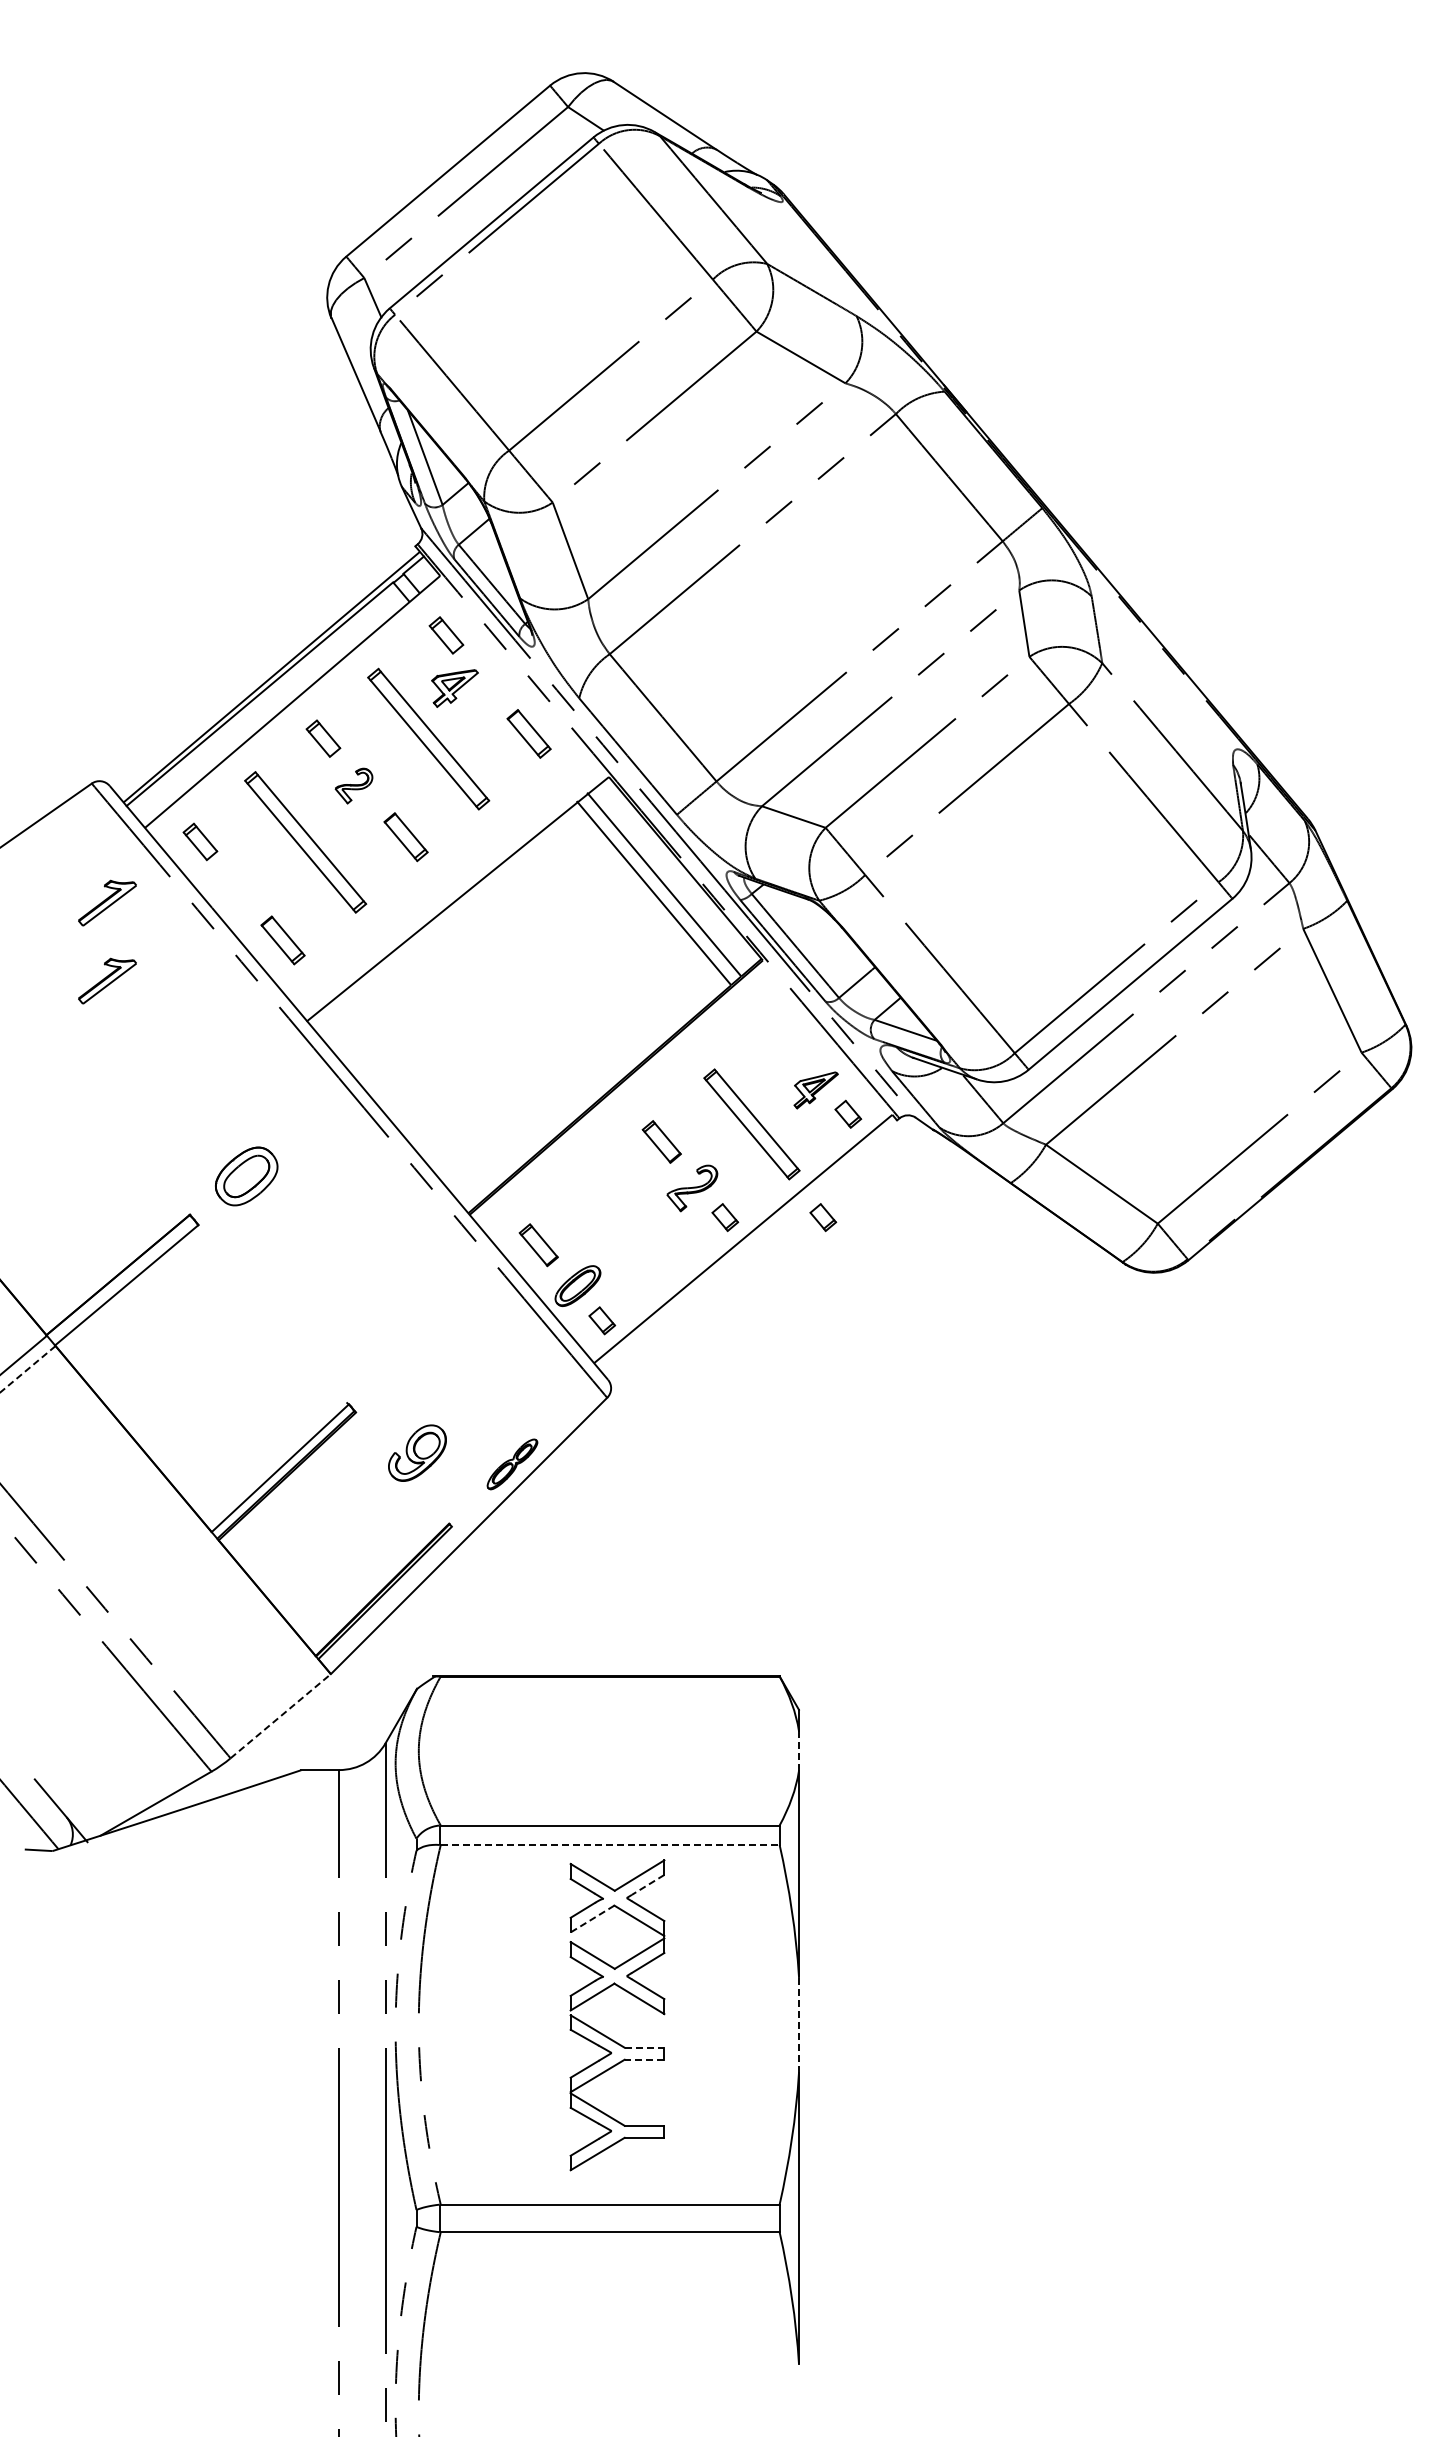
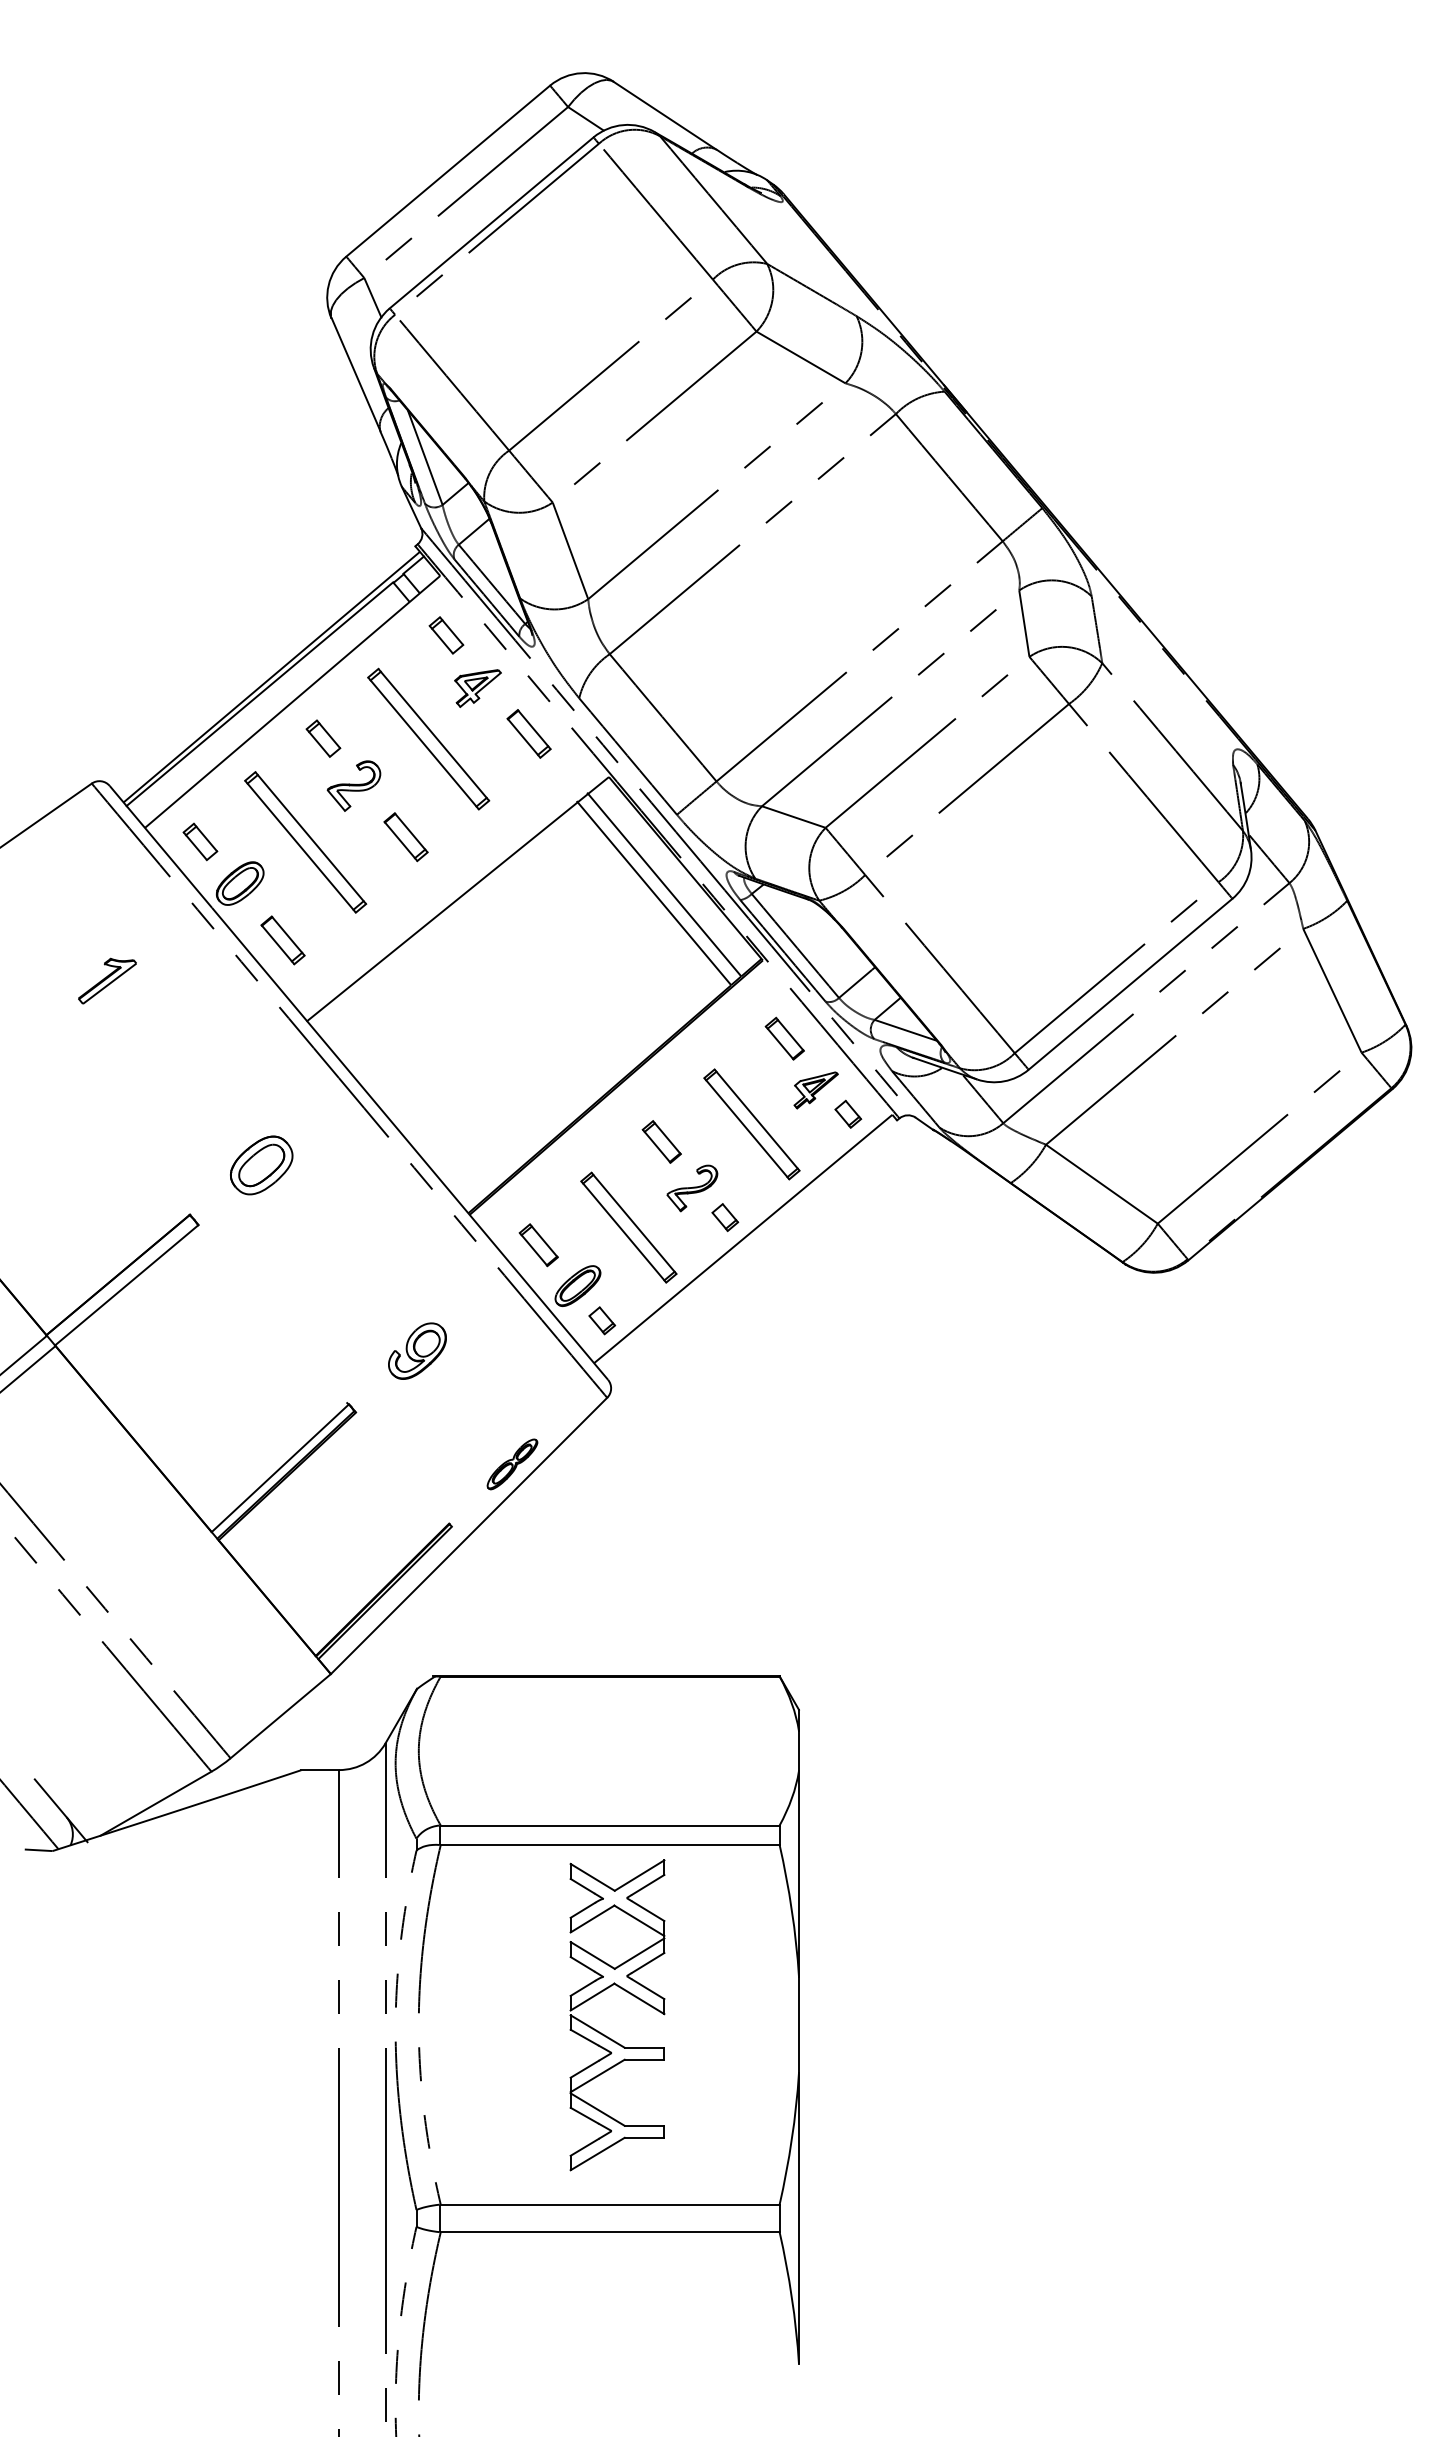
part position: (454, 688) -> (477, 688) (477, 688)
part size: 40x38 px -> 56x52 px (353, 785)
part: none -> present (239, 883)
part: present -> none (107, 902)
part: none -> present (784, 1038)
part position: (246, 1176) -> (261, 1165) (261, 1165)
part: present -> none (823, 1217)
part: none -> present (628, 1227)
line: dashed -> solid (28, 1369)
part position: (417, 1452) -> (417, 1350) (417, 1350)
line: dashed -> solid (281, 1715)
line: dashed -> solid (798, 1751)
line: dashed -> solid (610, 1845)
line: dashed -> solid (647, 1885)
line: dashed -> solid (592, 1919)
line: dashed -> solid (798, 2024)
line: dashed -> solid (644, 2047)
line: dashed -> solid (644, 2059)
